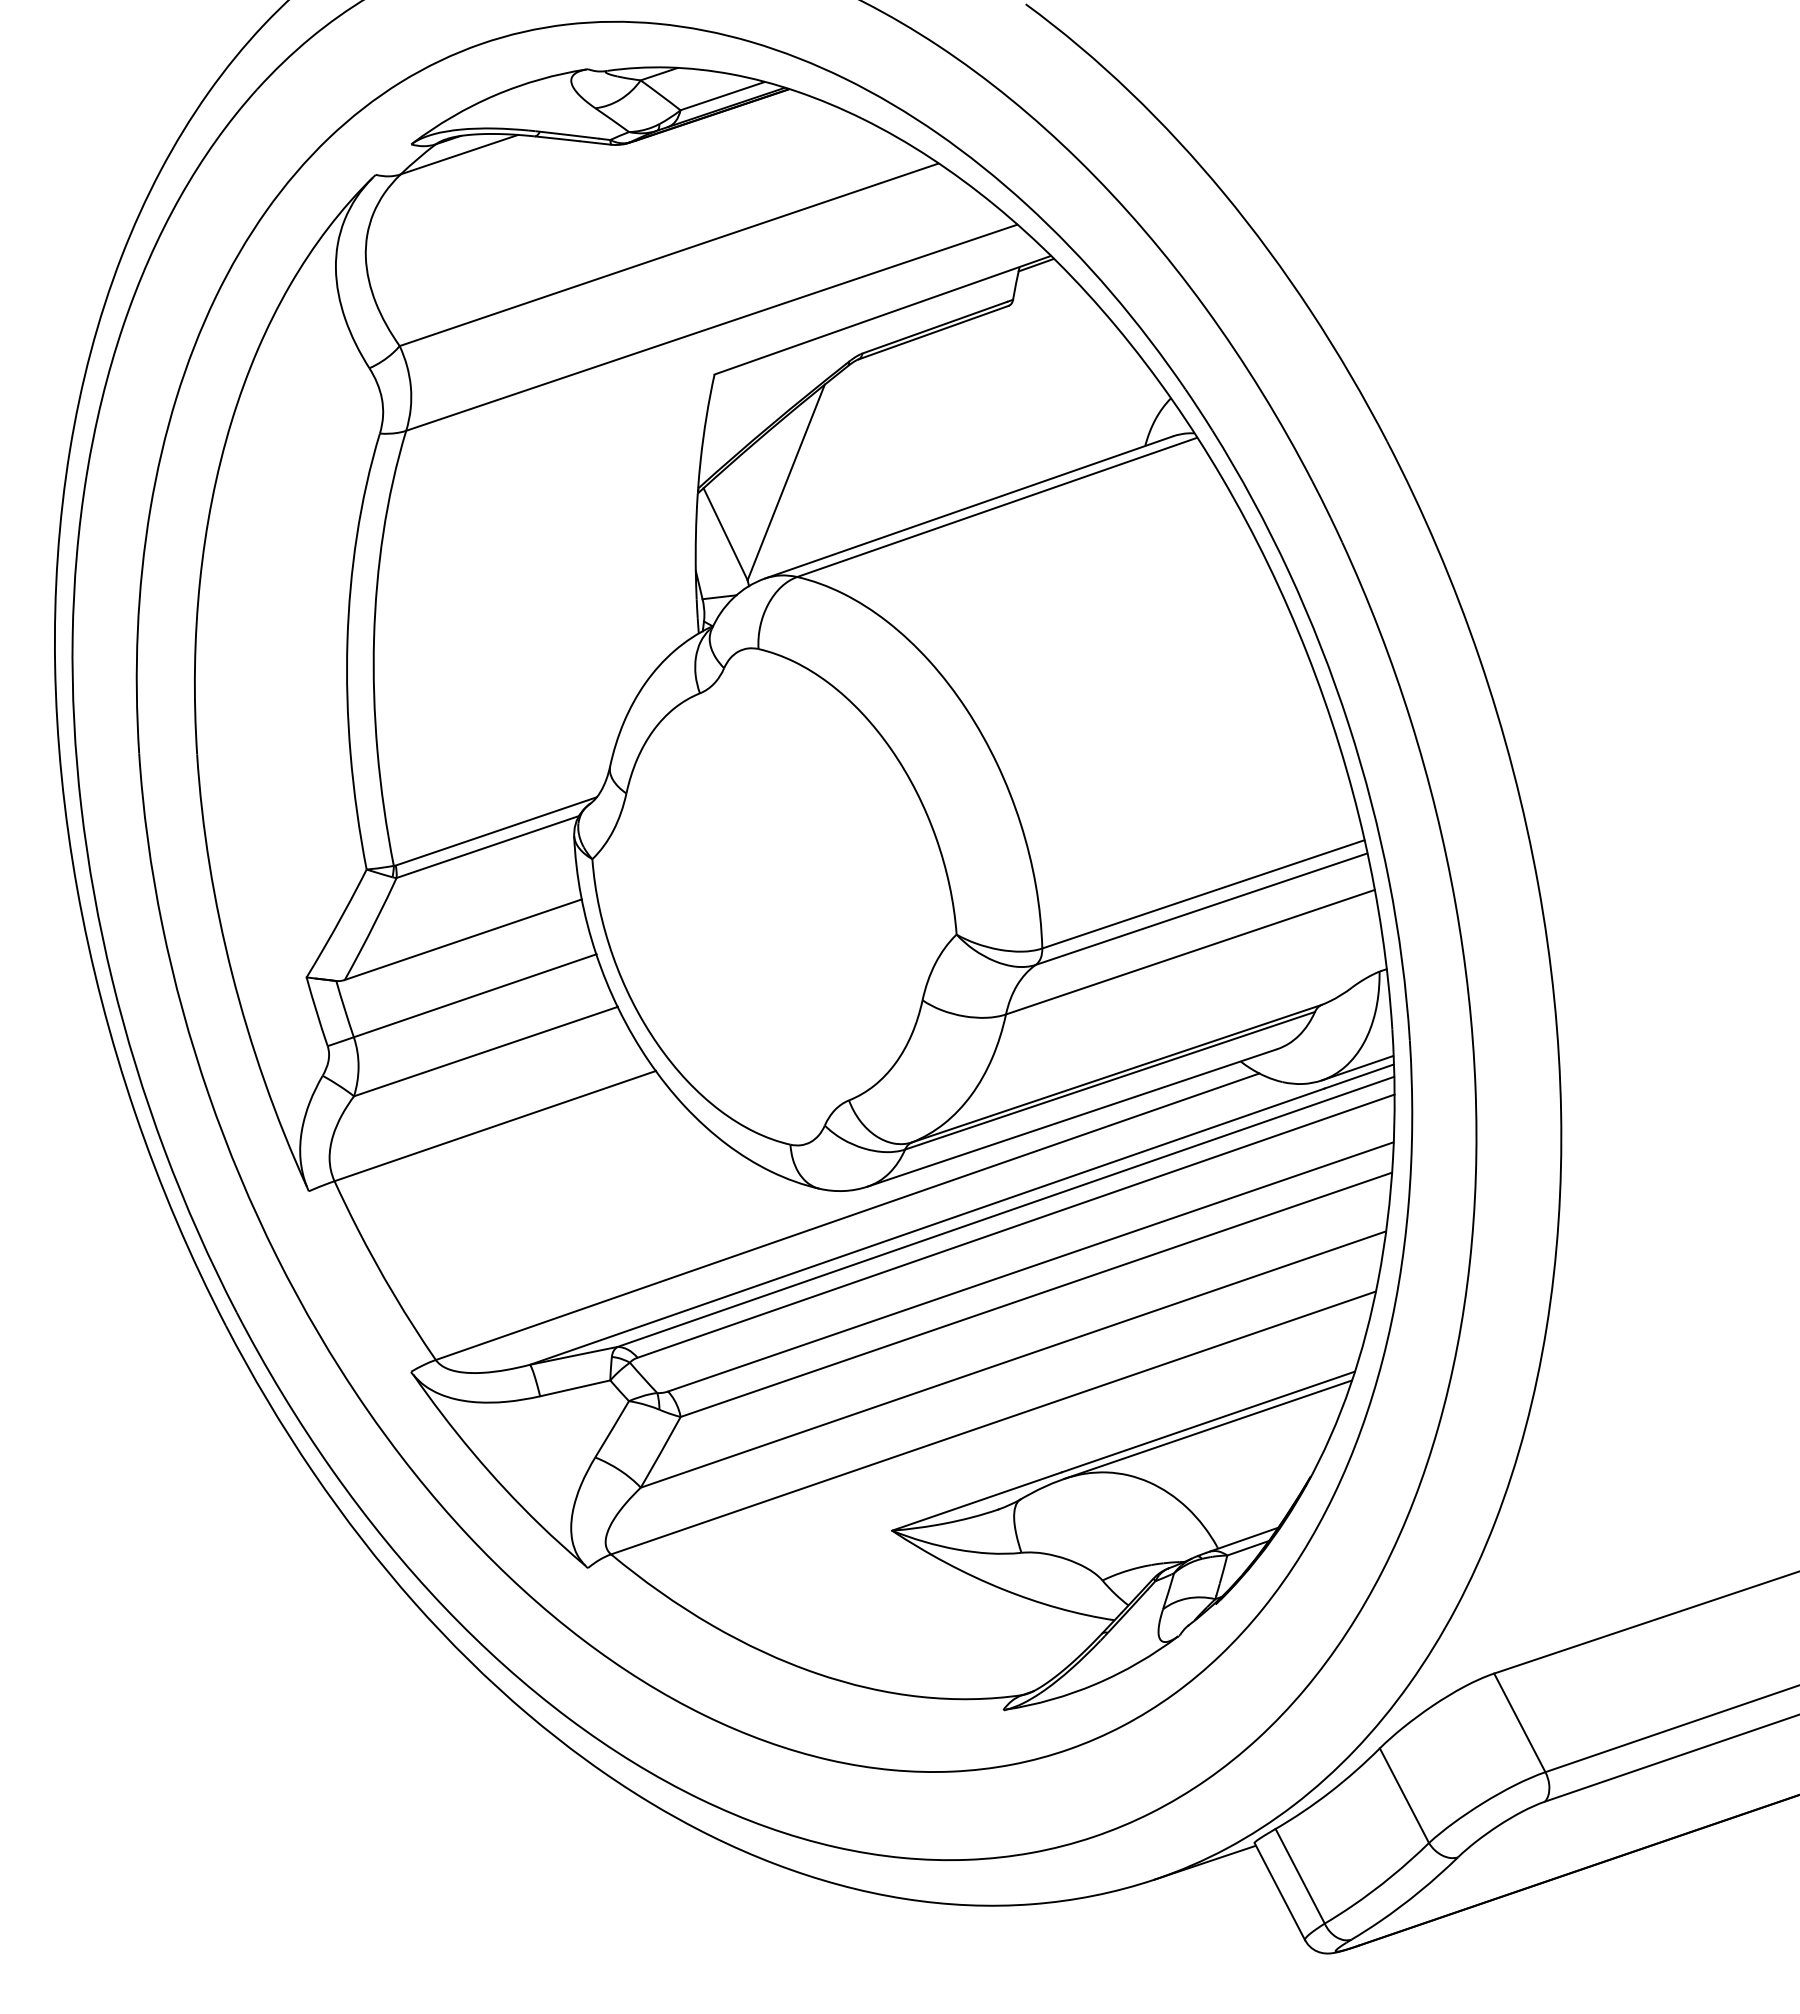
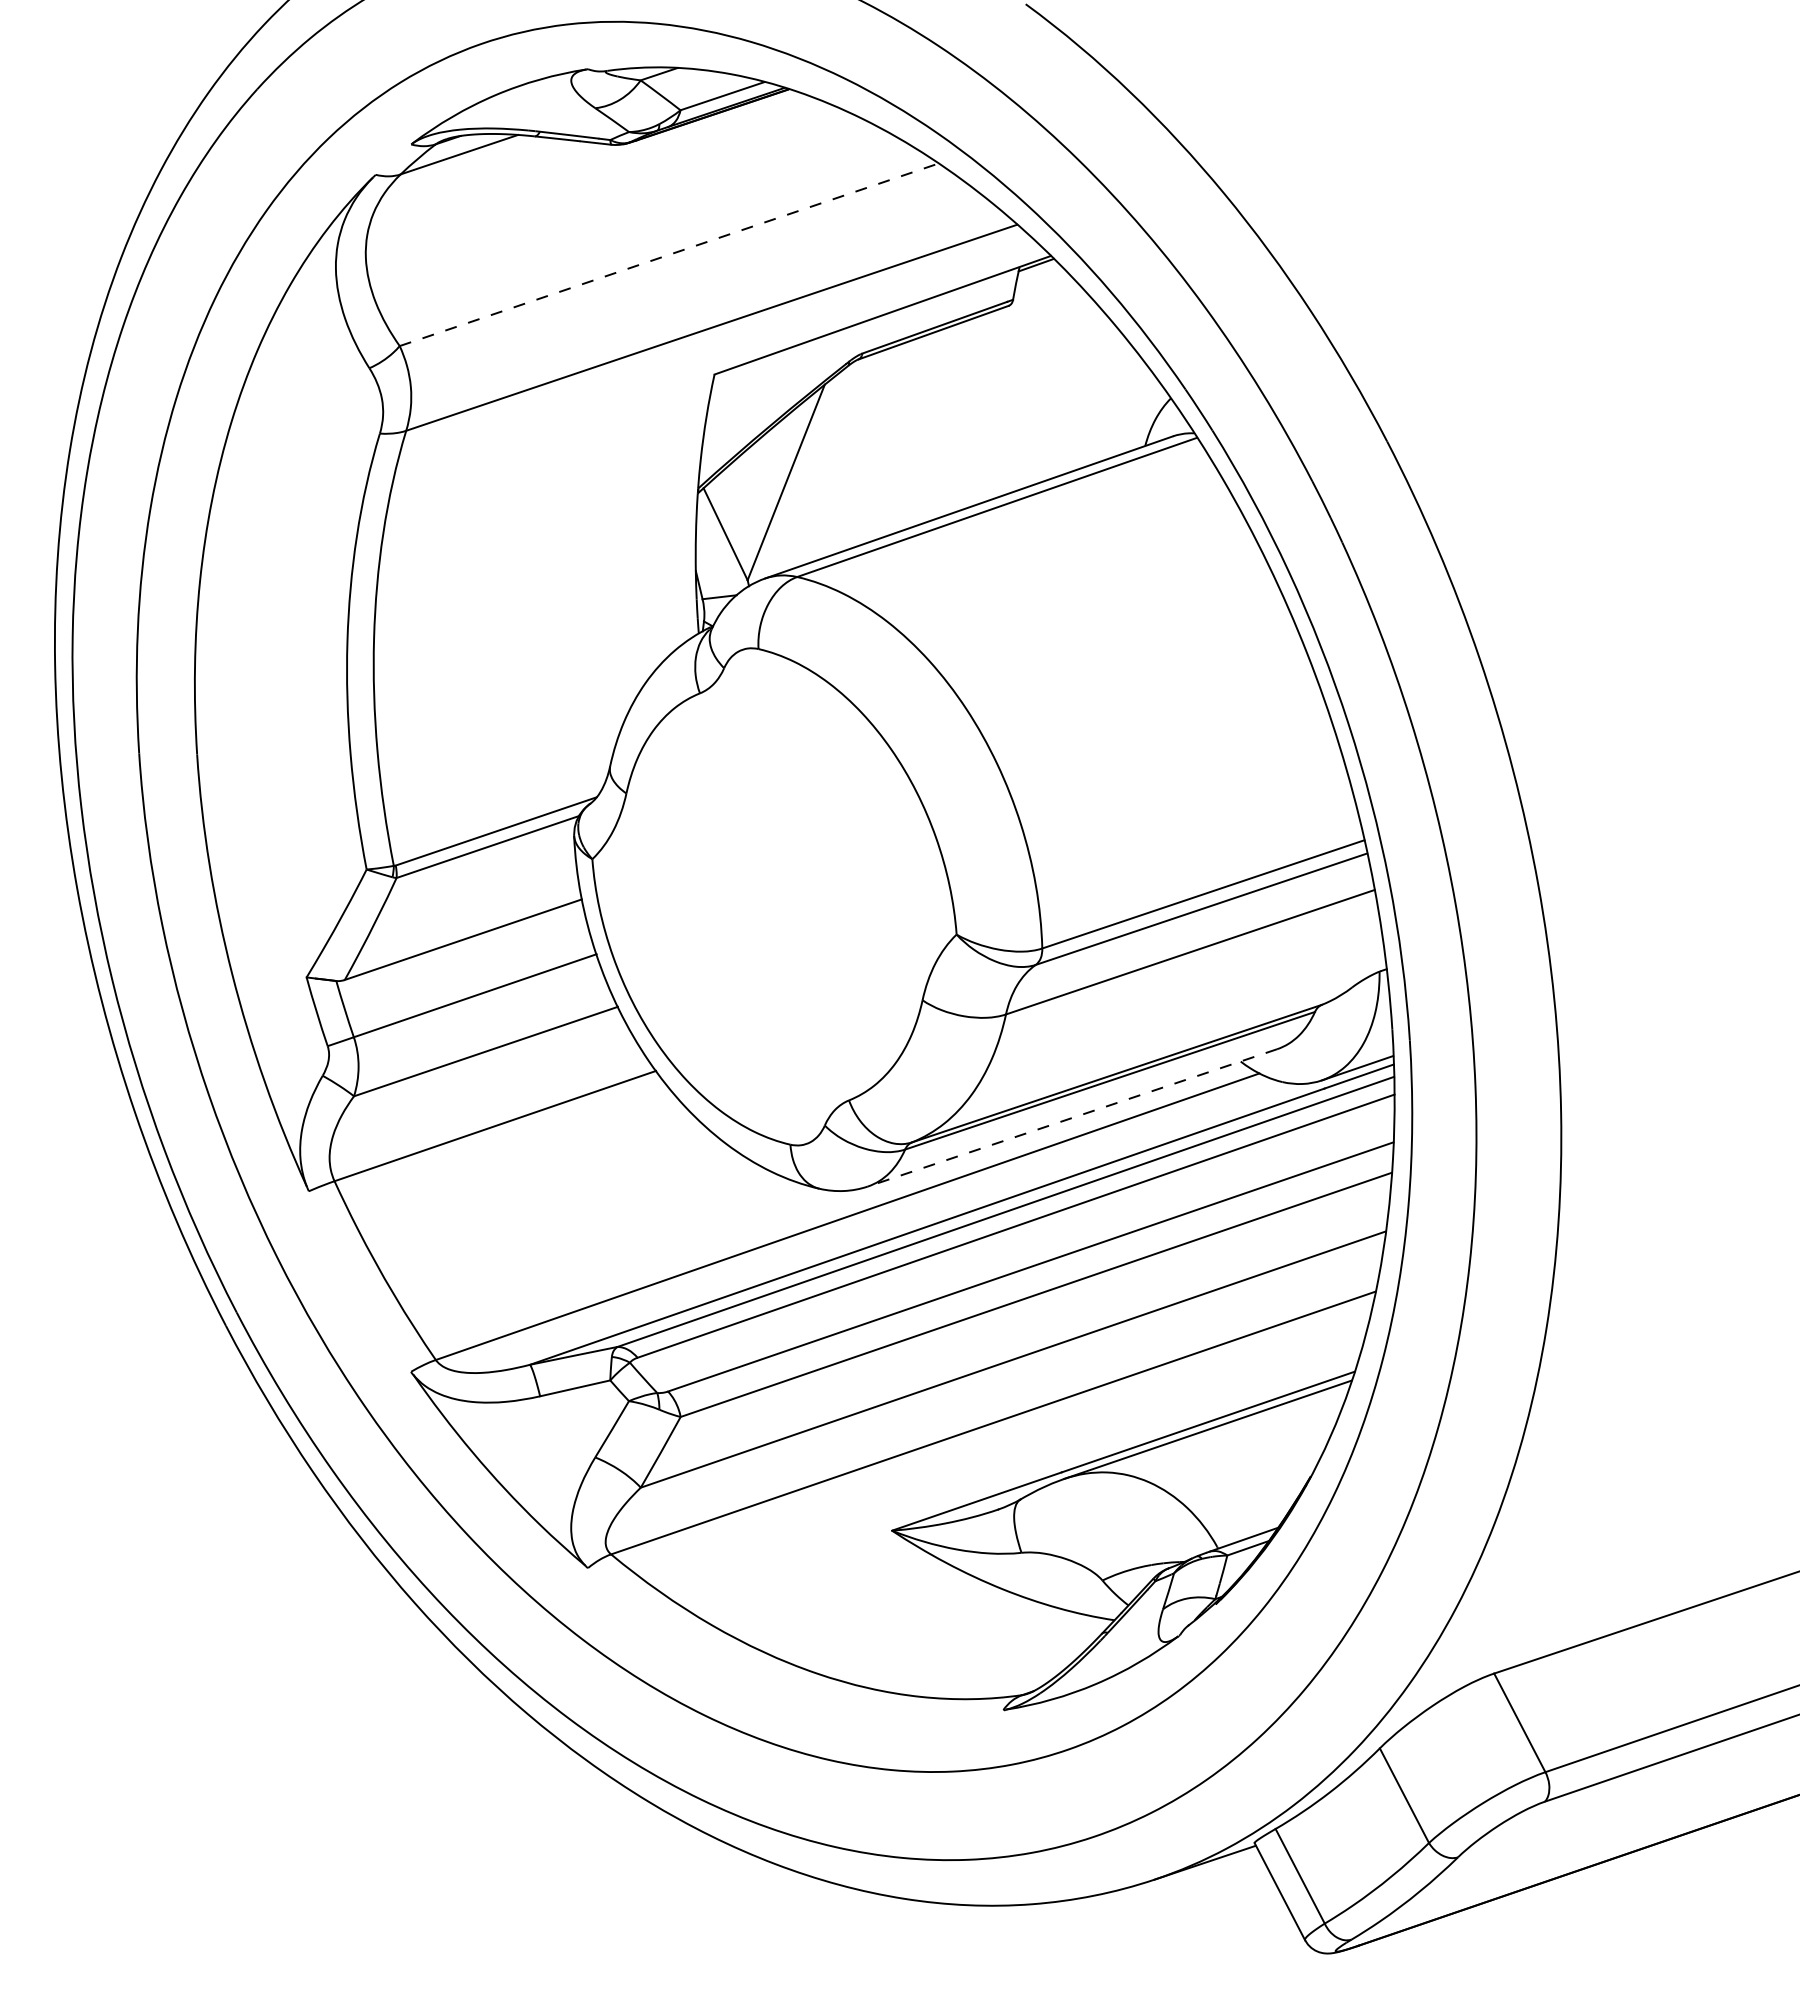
line: solid -> dashed (669, 254)
line: solid -> dashed (1072, 1117)
